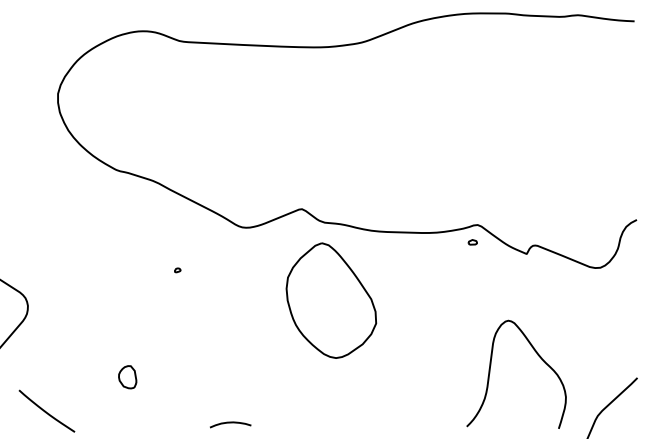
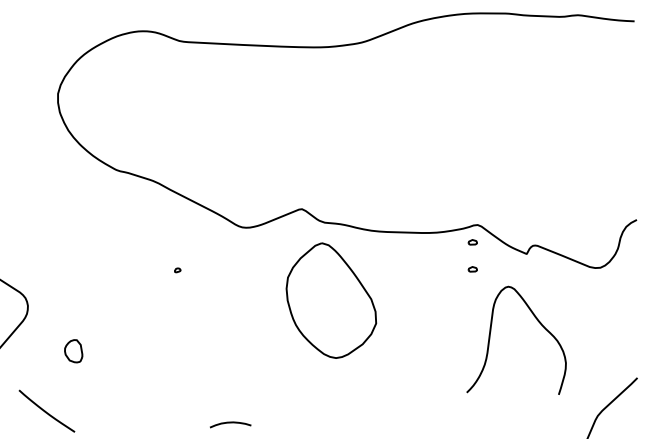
part: none -> present (472, 269)
curve position: (490, 373) -> (490, 339) (490, 339)
part position: (127, 377) -> (73, 351) (73, 351)
